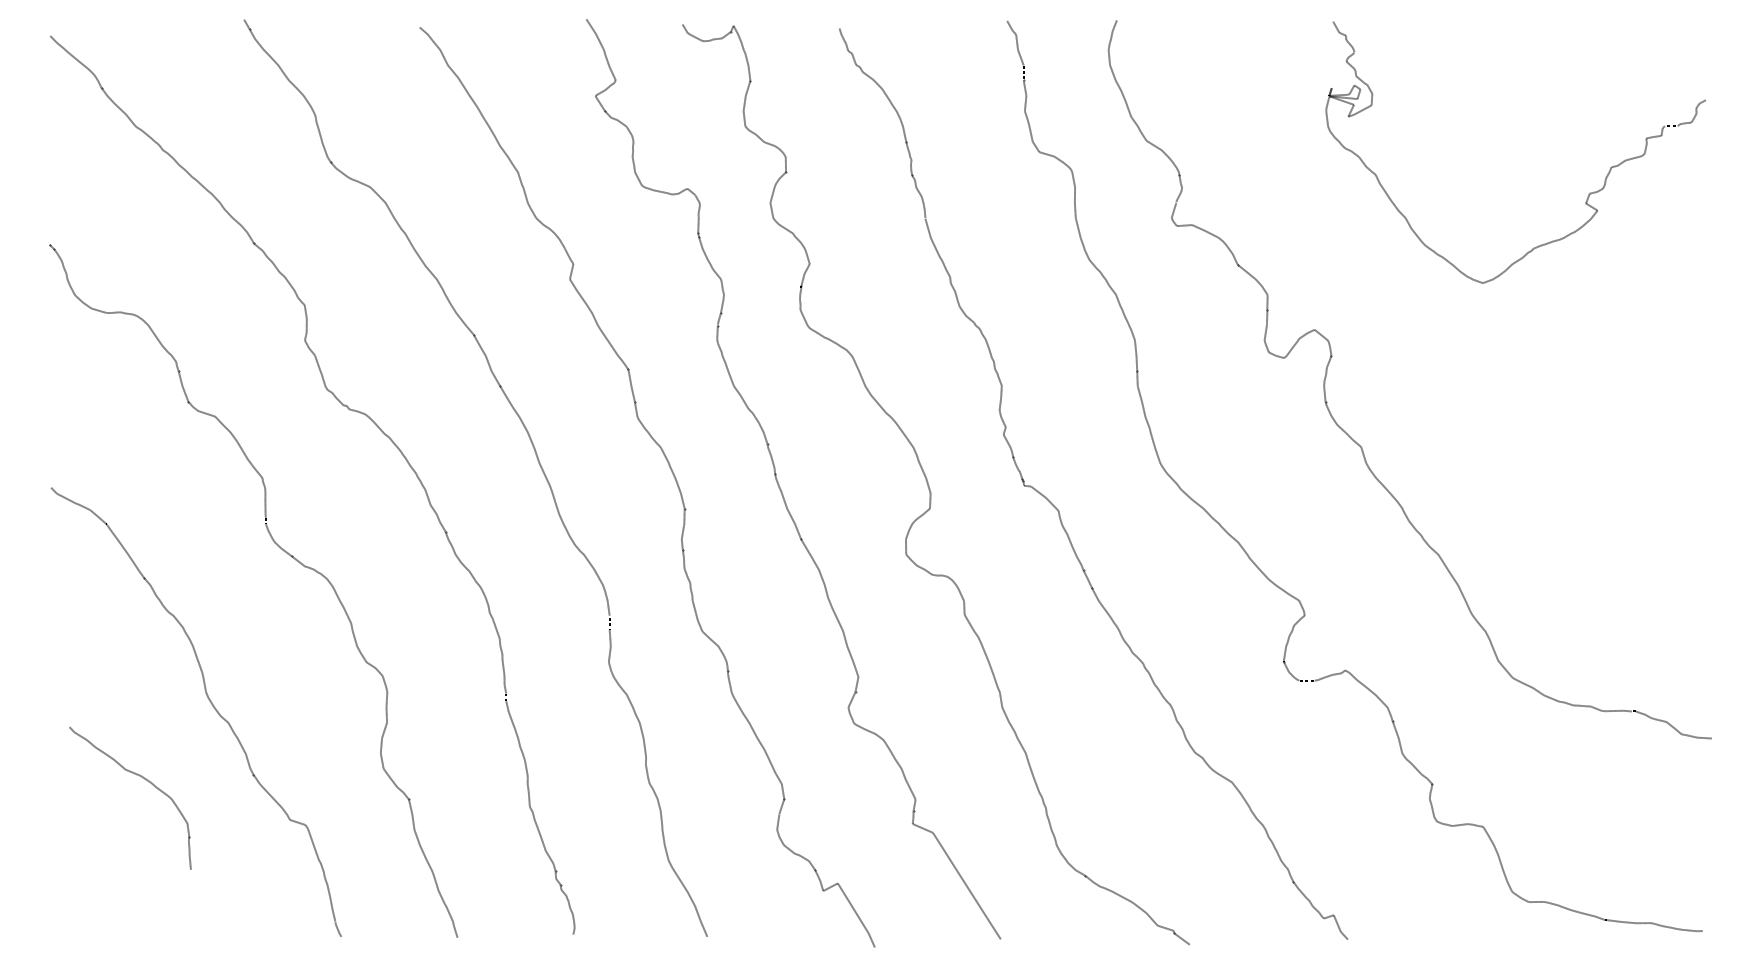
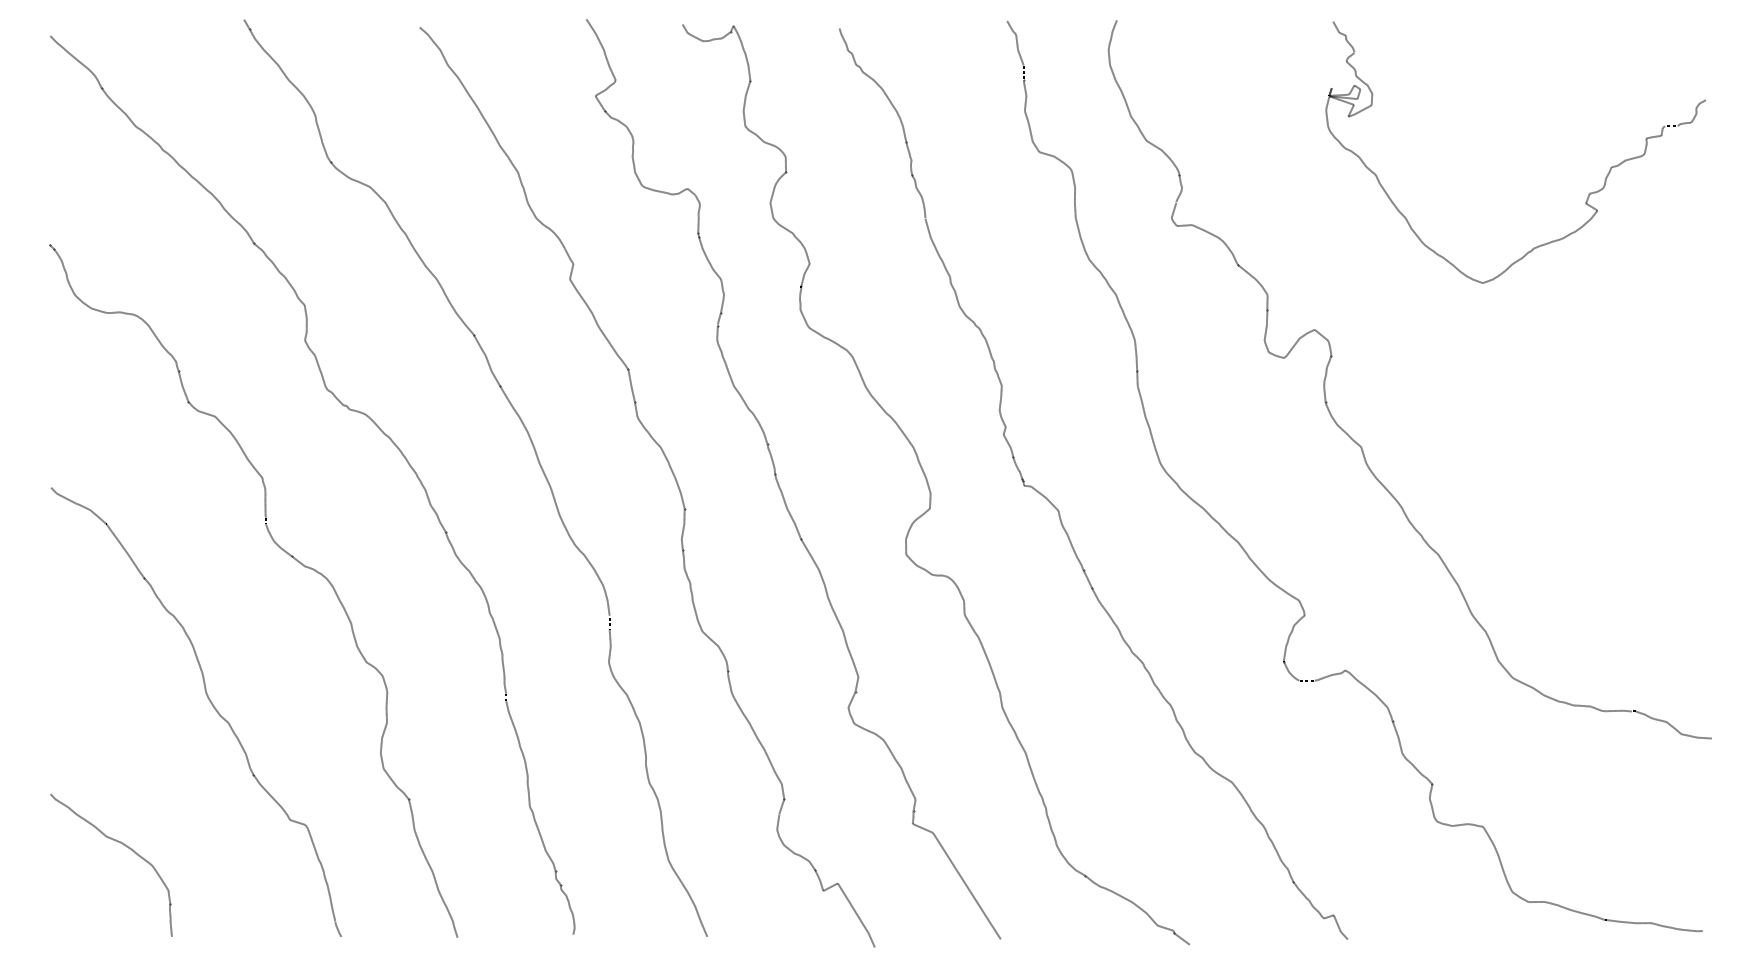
curve position: (142, 778) -> (123, 845) (123, 845)
